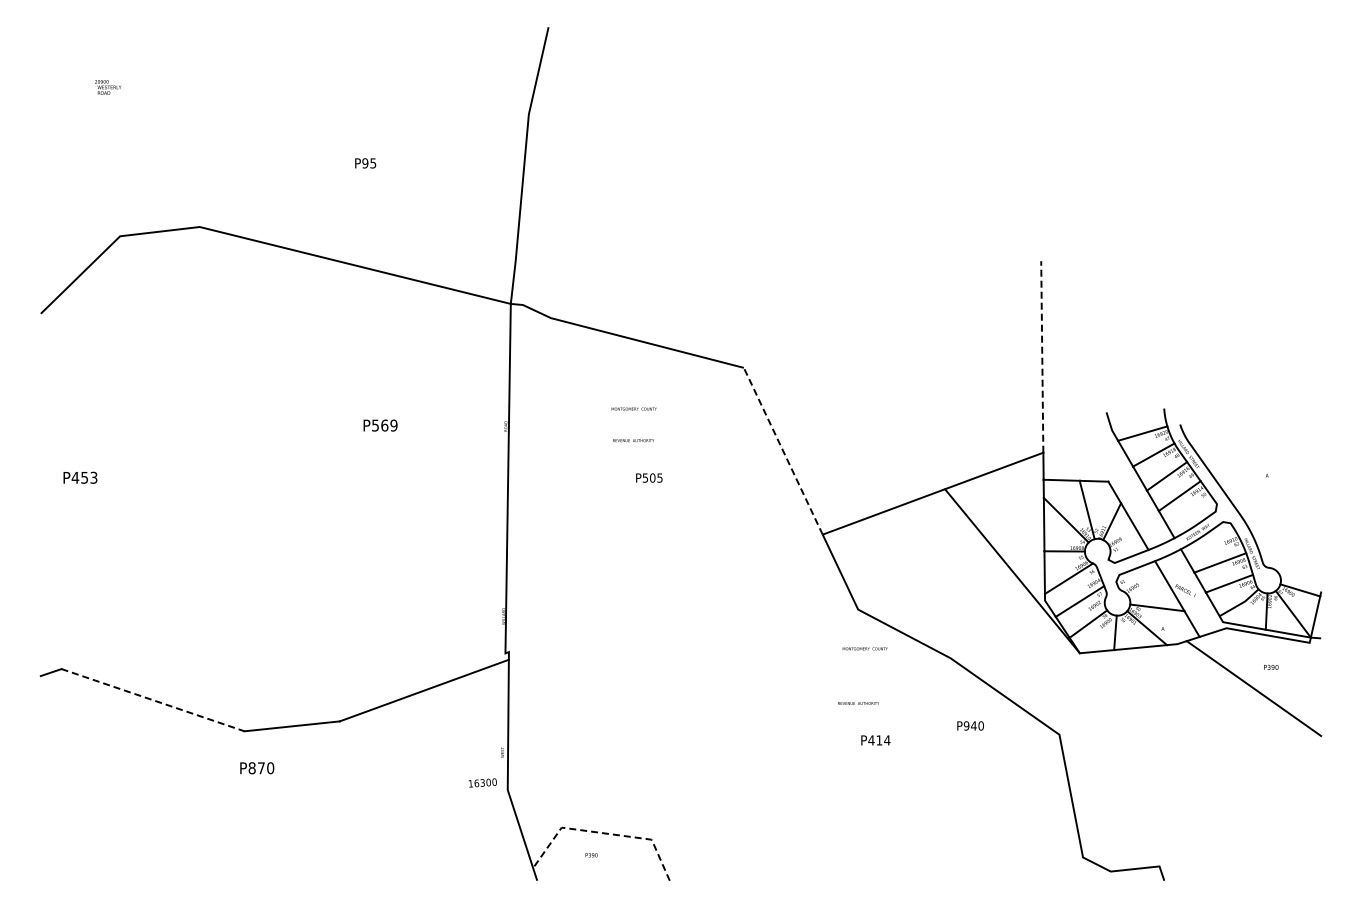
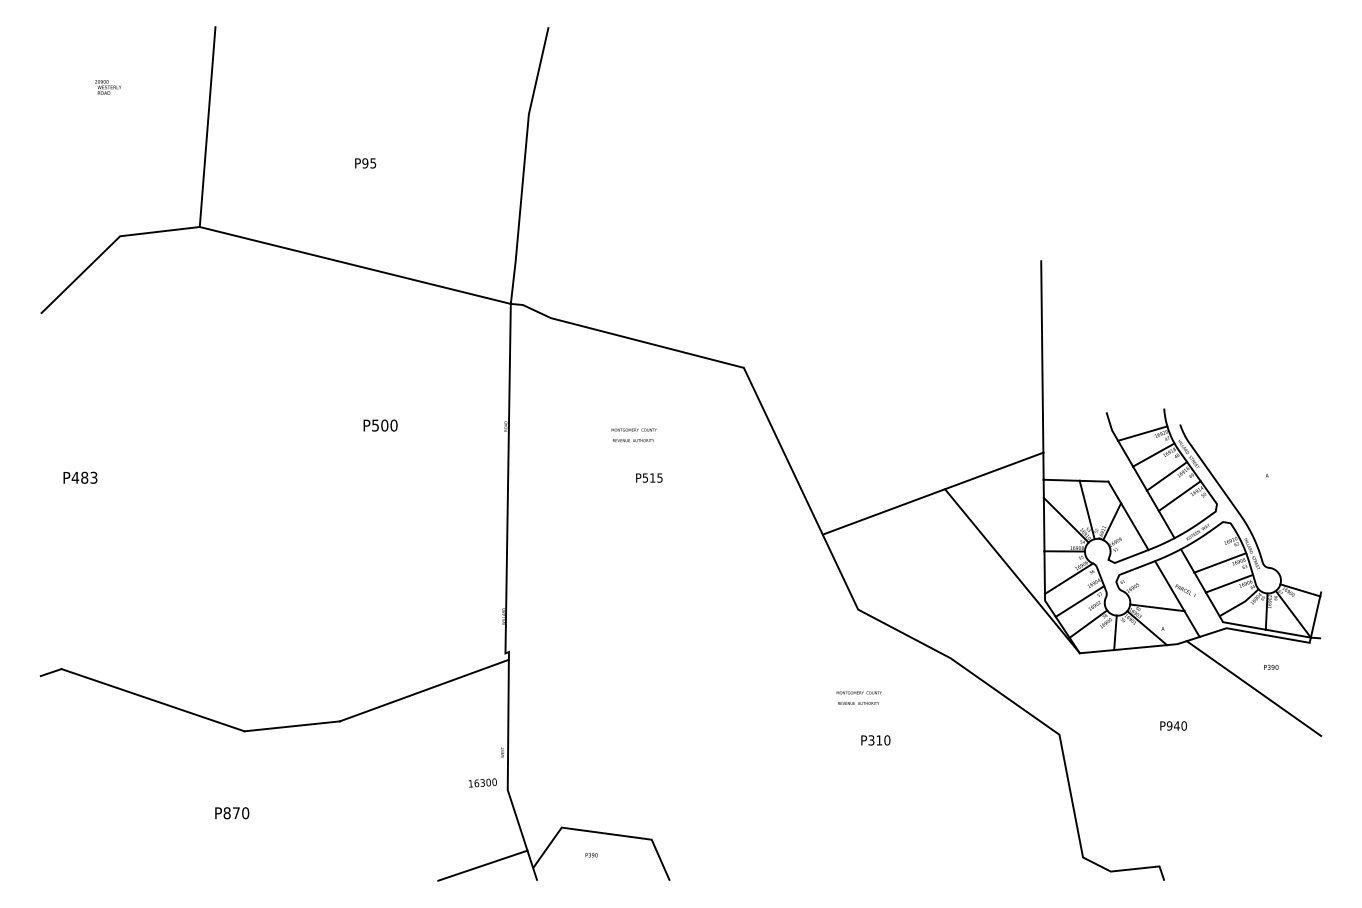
line: none -> present (207, 127)
line: dashed -> solid (1042, 356)
text position: (633, 408) -> (633, 429) (633, 429)
text: P569 -> P500 (389, 425)
line: dashed -> solid (783, 450)
text: P453 -> P483 (84, 477)
text: P505 -> P515 (652, 477)
text position: (864, 648) -> (858, 692) (858, 692)
line: dashed -> solid (153, 700)
text position: (970, 725) -> (1173, 725) (1173, 725)
text: P414 -> P310 (879, 740)
text position: (257, 768) -> (232, 813) (232, 813)
line: dashed -> solid (604, 833)
line: none -> present (482, 865)
